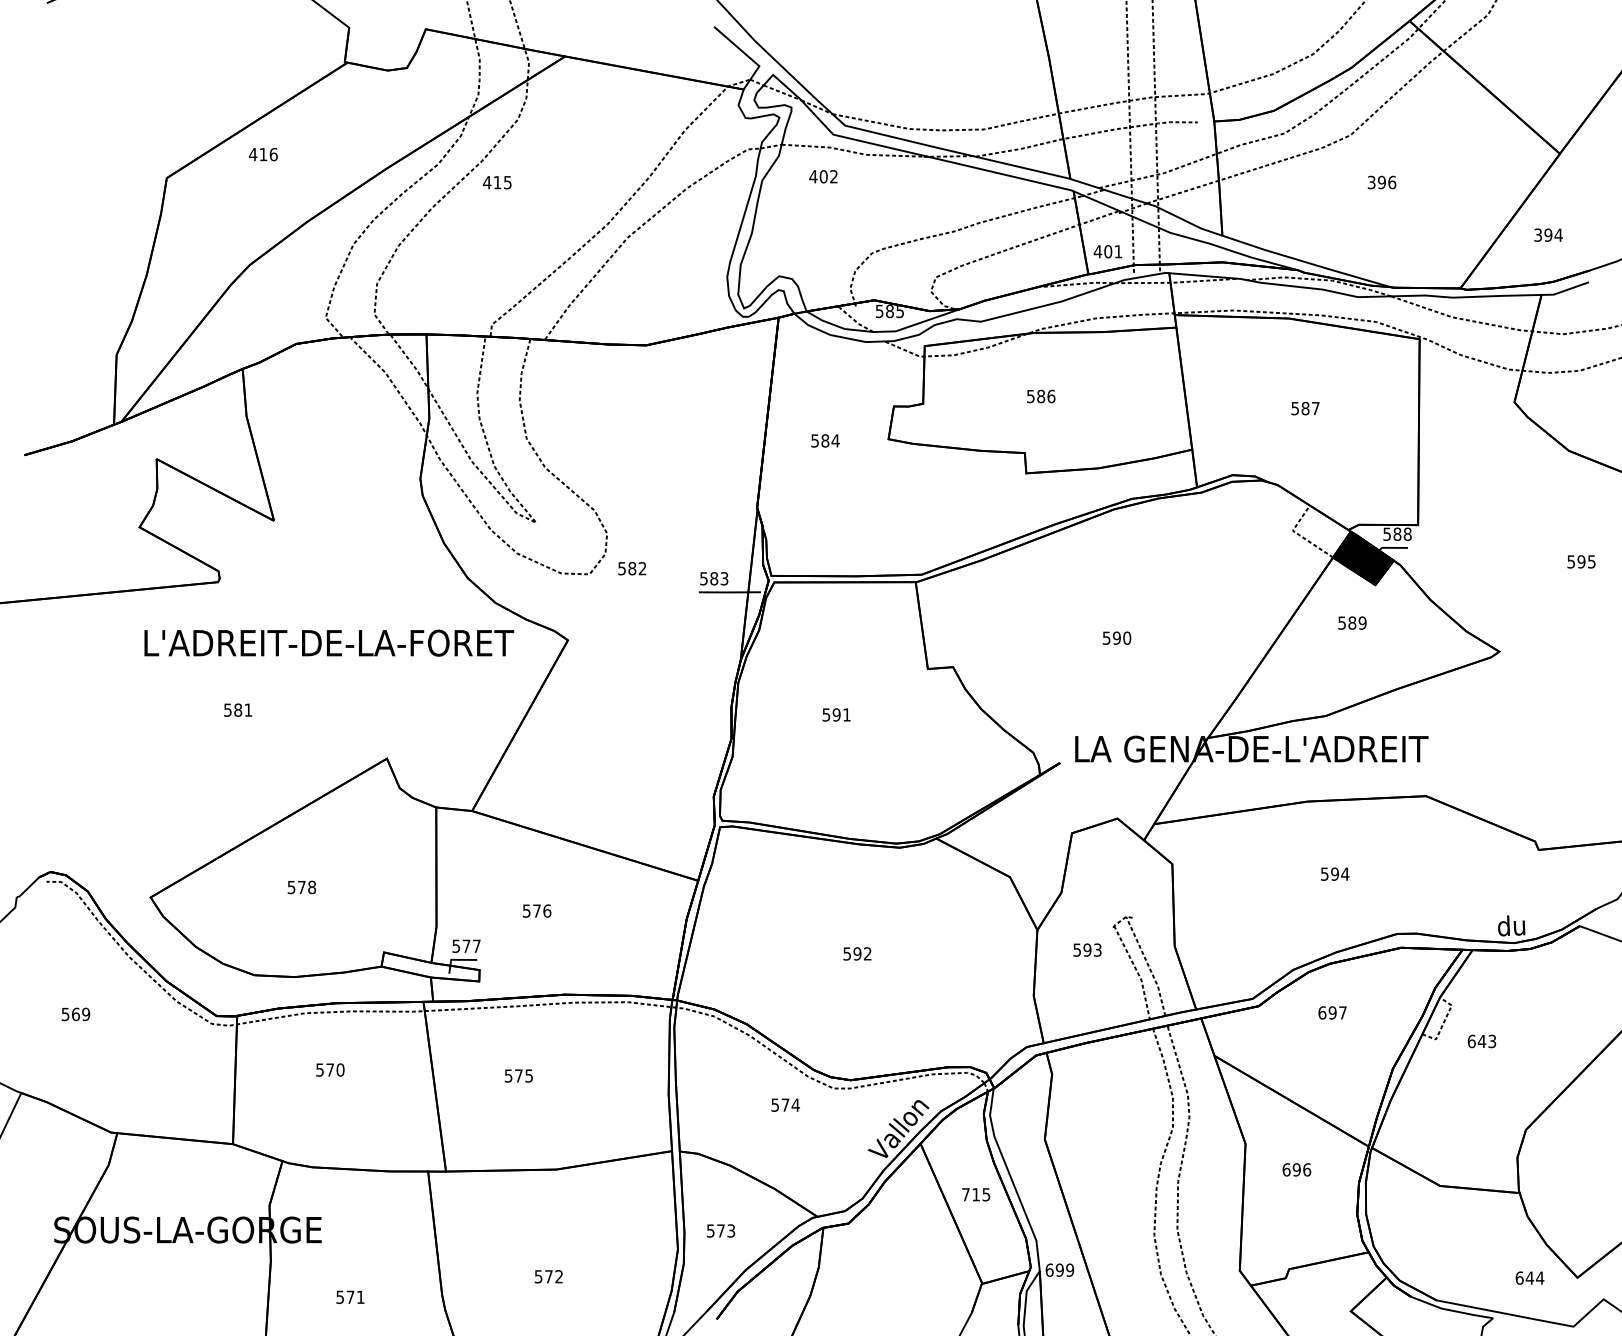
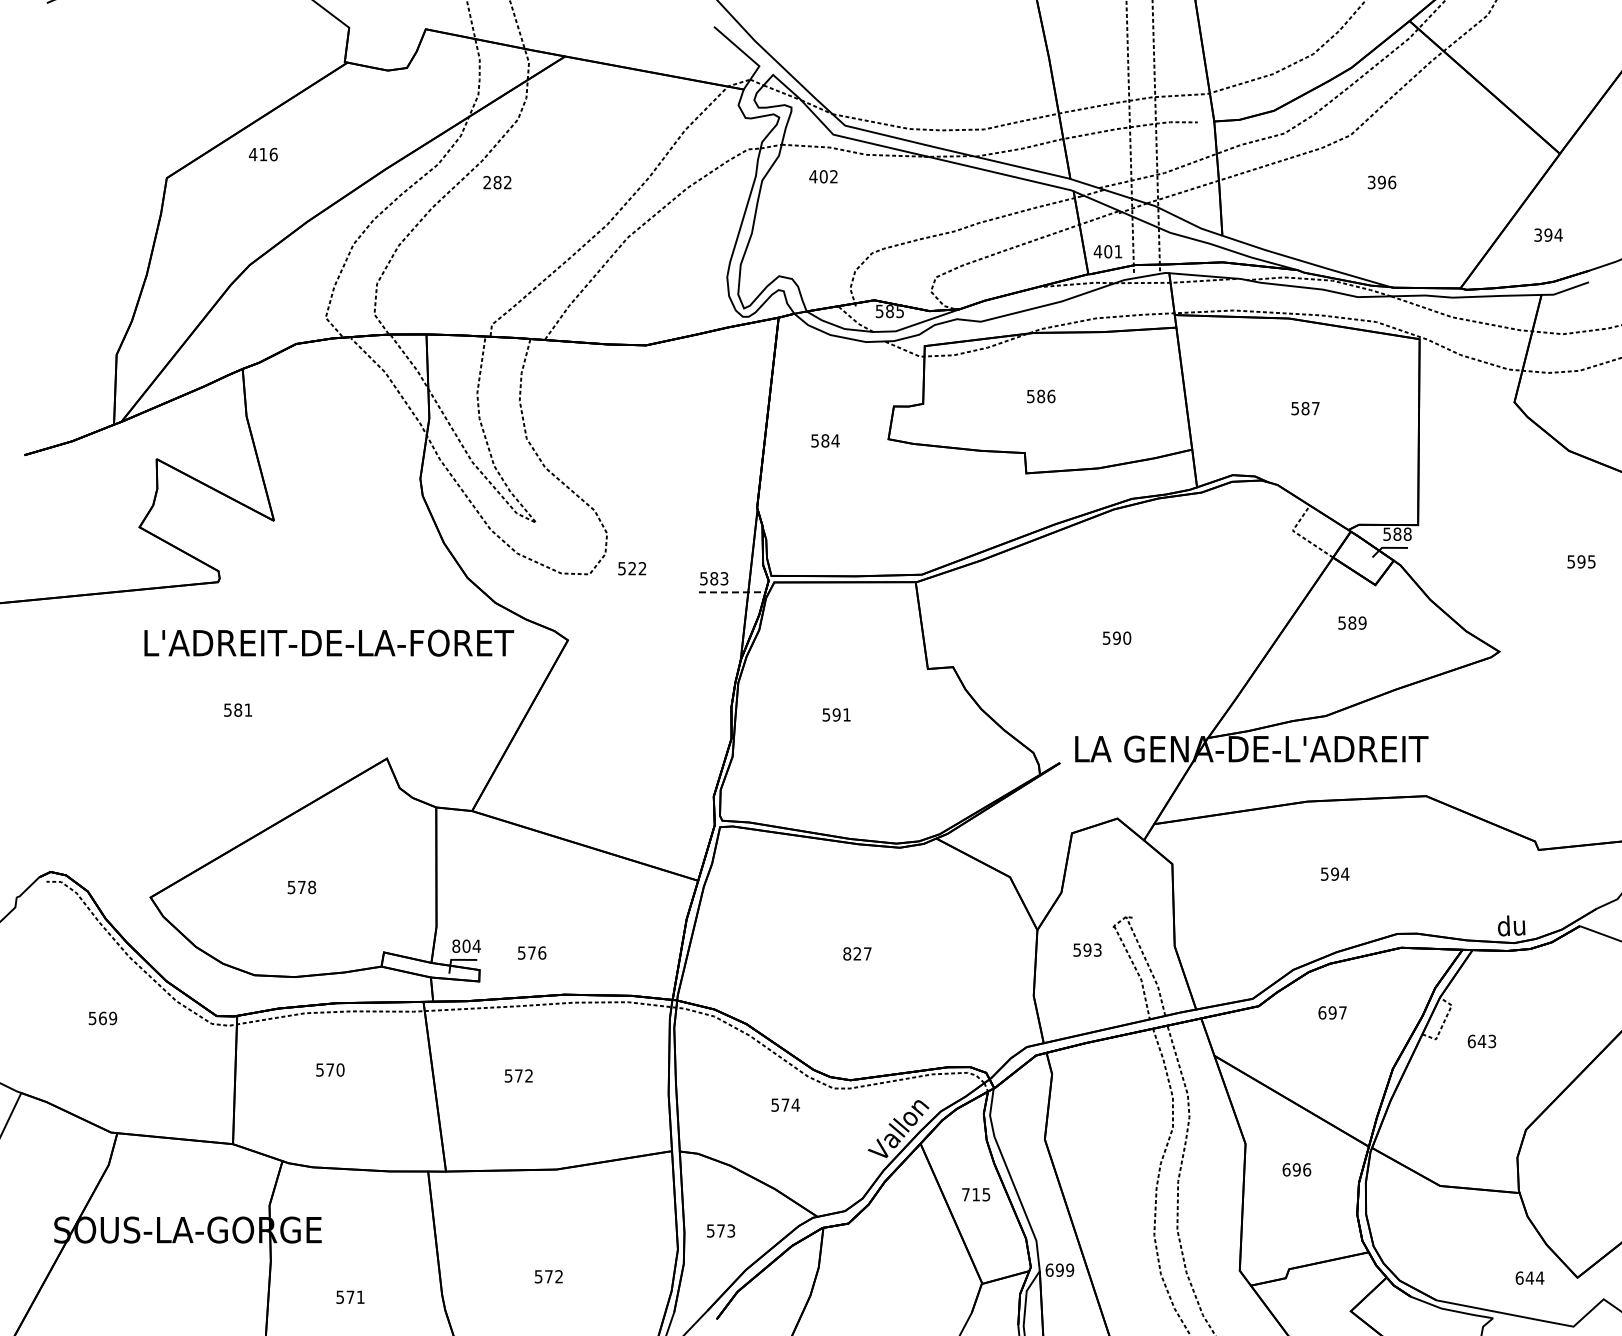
text: 415 -> 282 (497, 182)
fill: present -> none (1363, 558)
text: 582 -> 522 (632, 568)
line: solid -> dashed (729, 592)
text position: (537, 910) -> (532, 952) (532, 952)
text: 577 -> 804 (466, 945)
text: 592 -> 827 (857, 953)
text position: (75, 1014) -> (102, 1018) (102, 1018)
text: 575 -> 572 (528, 1075)
